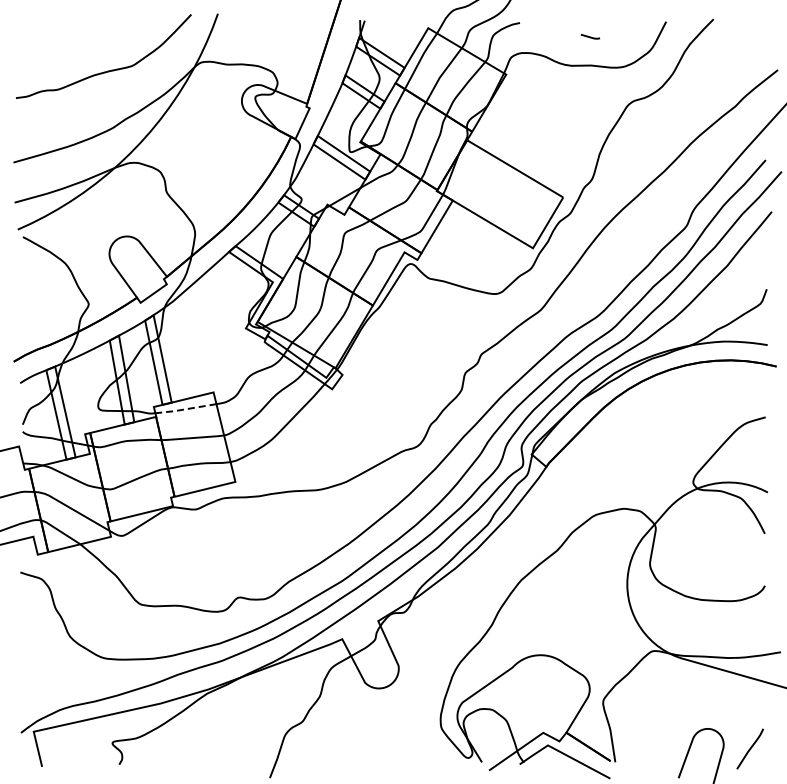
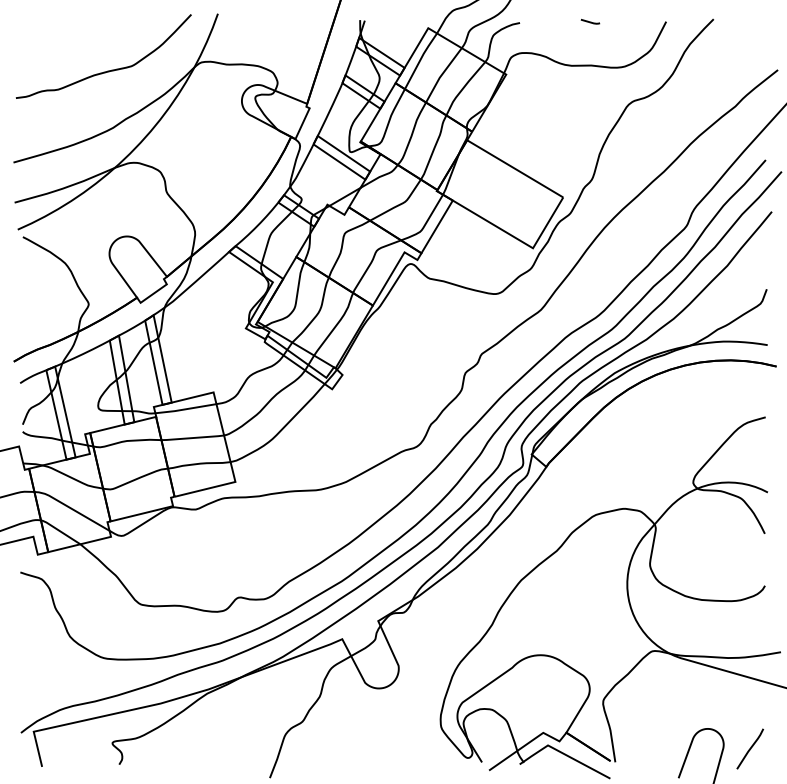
line position: (590, 36) -> (590, 21) (590, 21)
line: dashed -> solid (185, 409)
